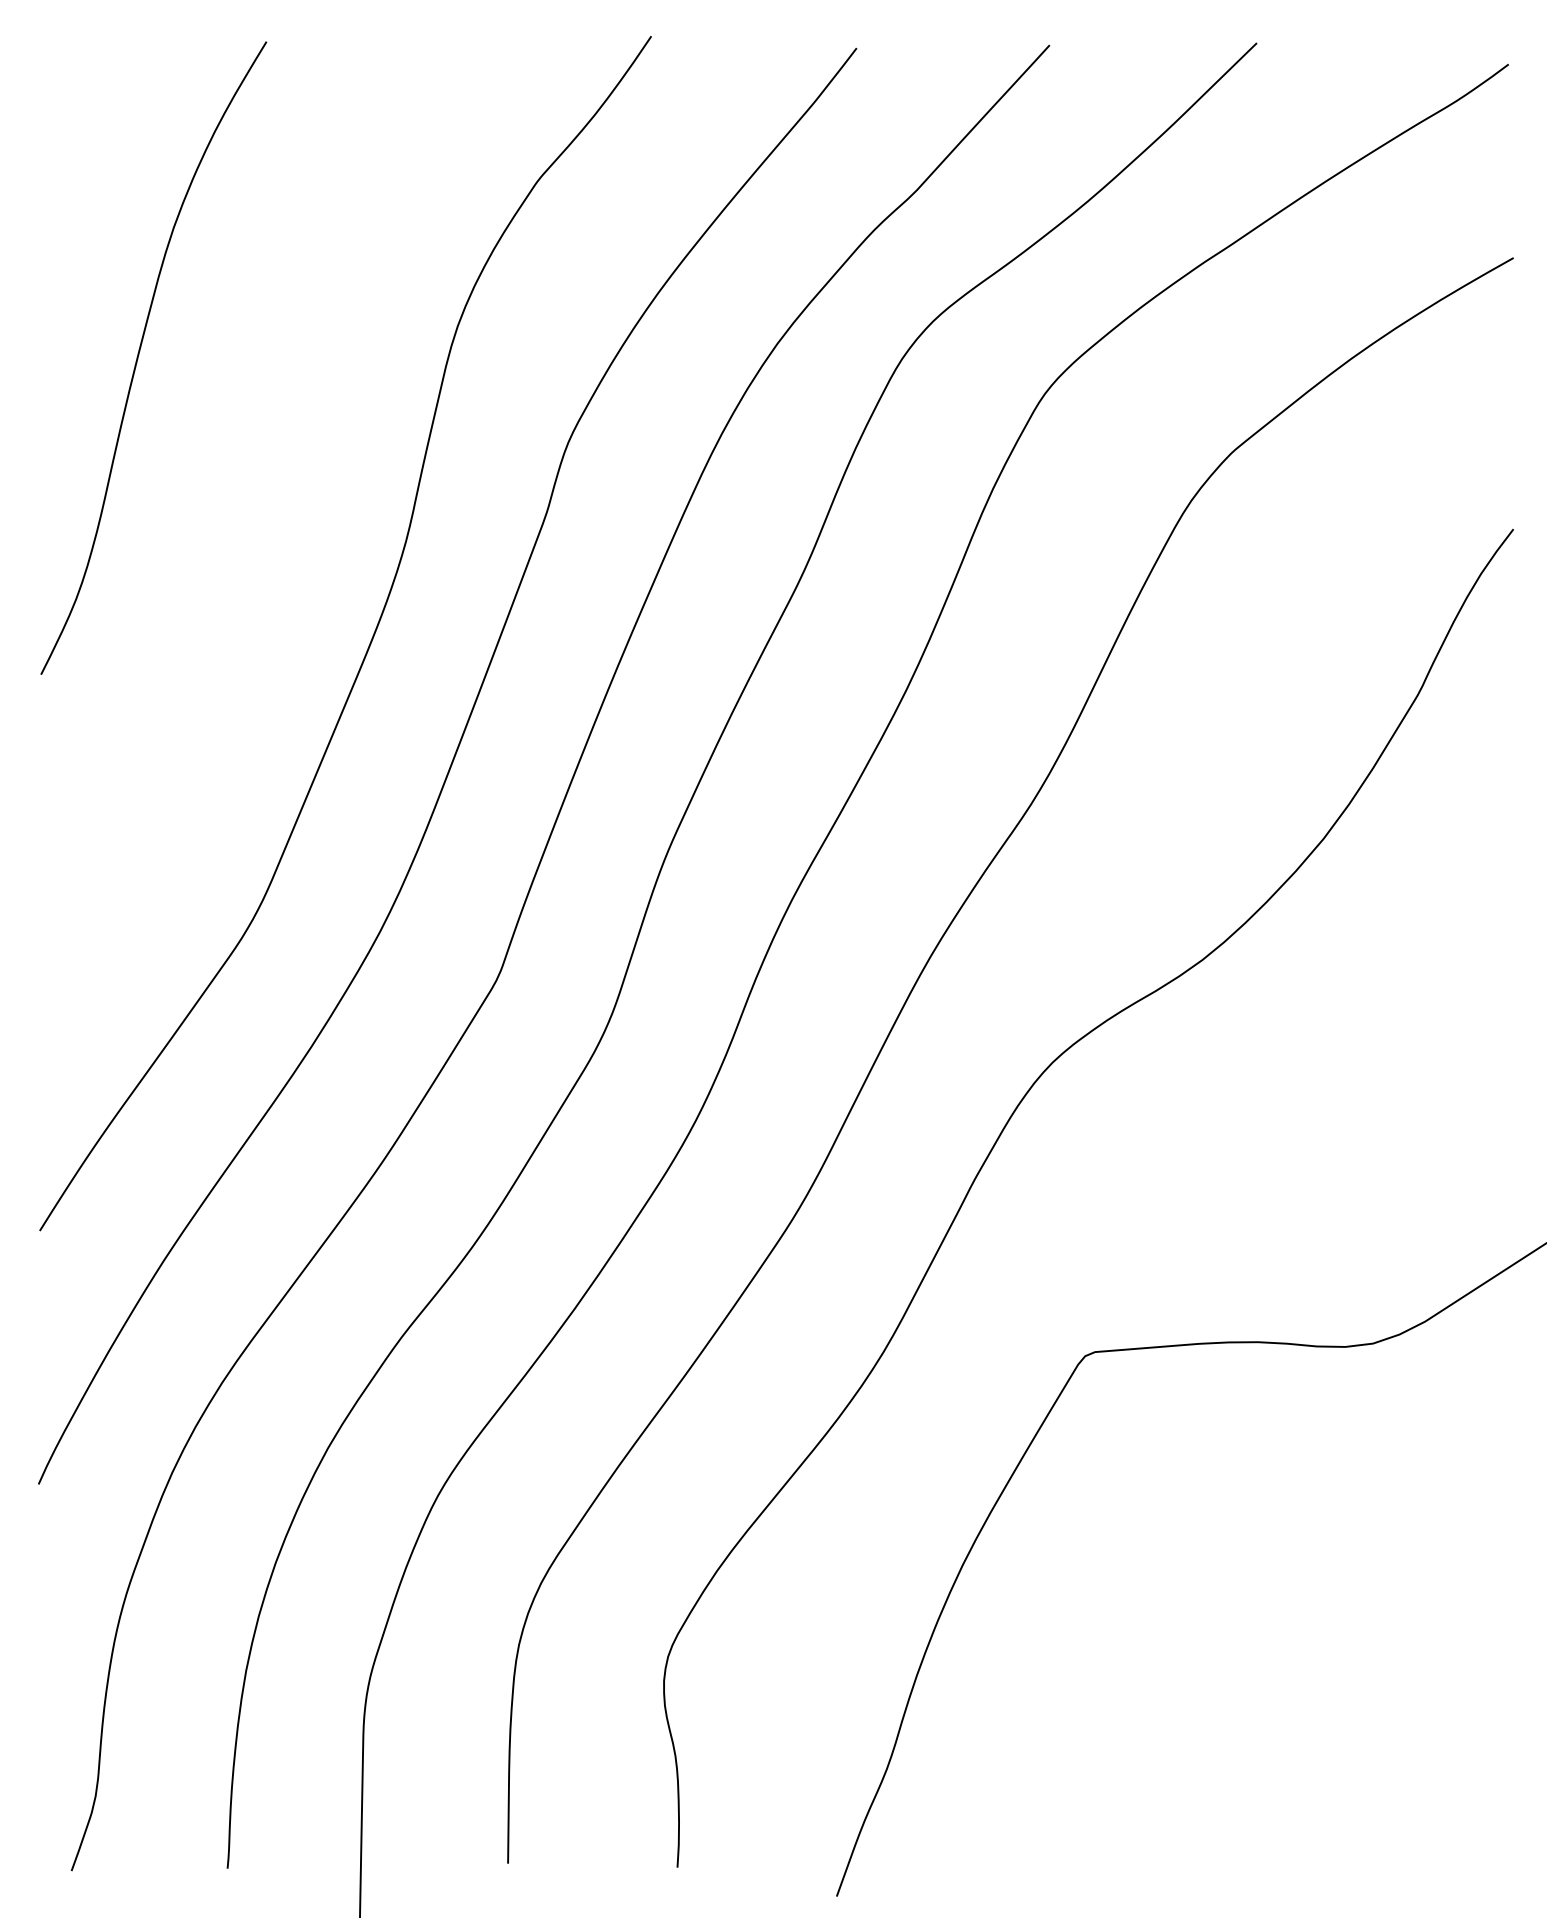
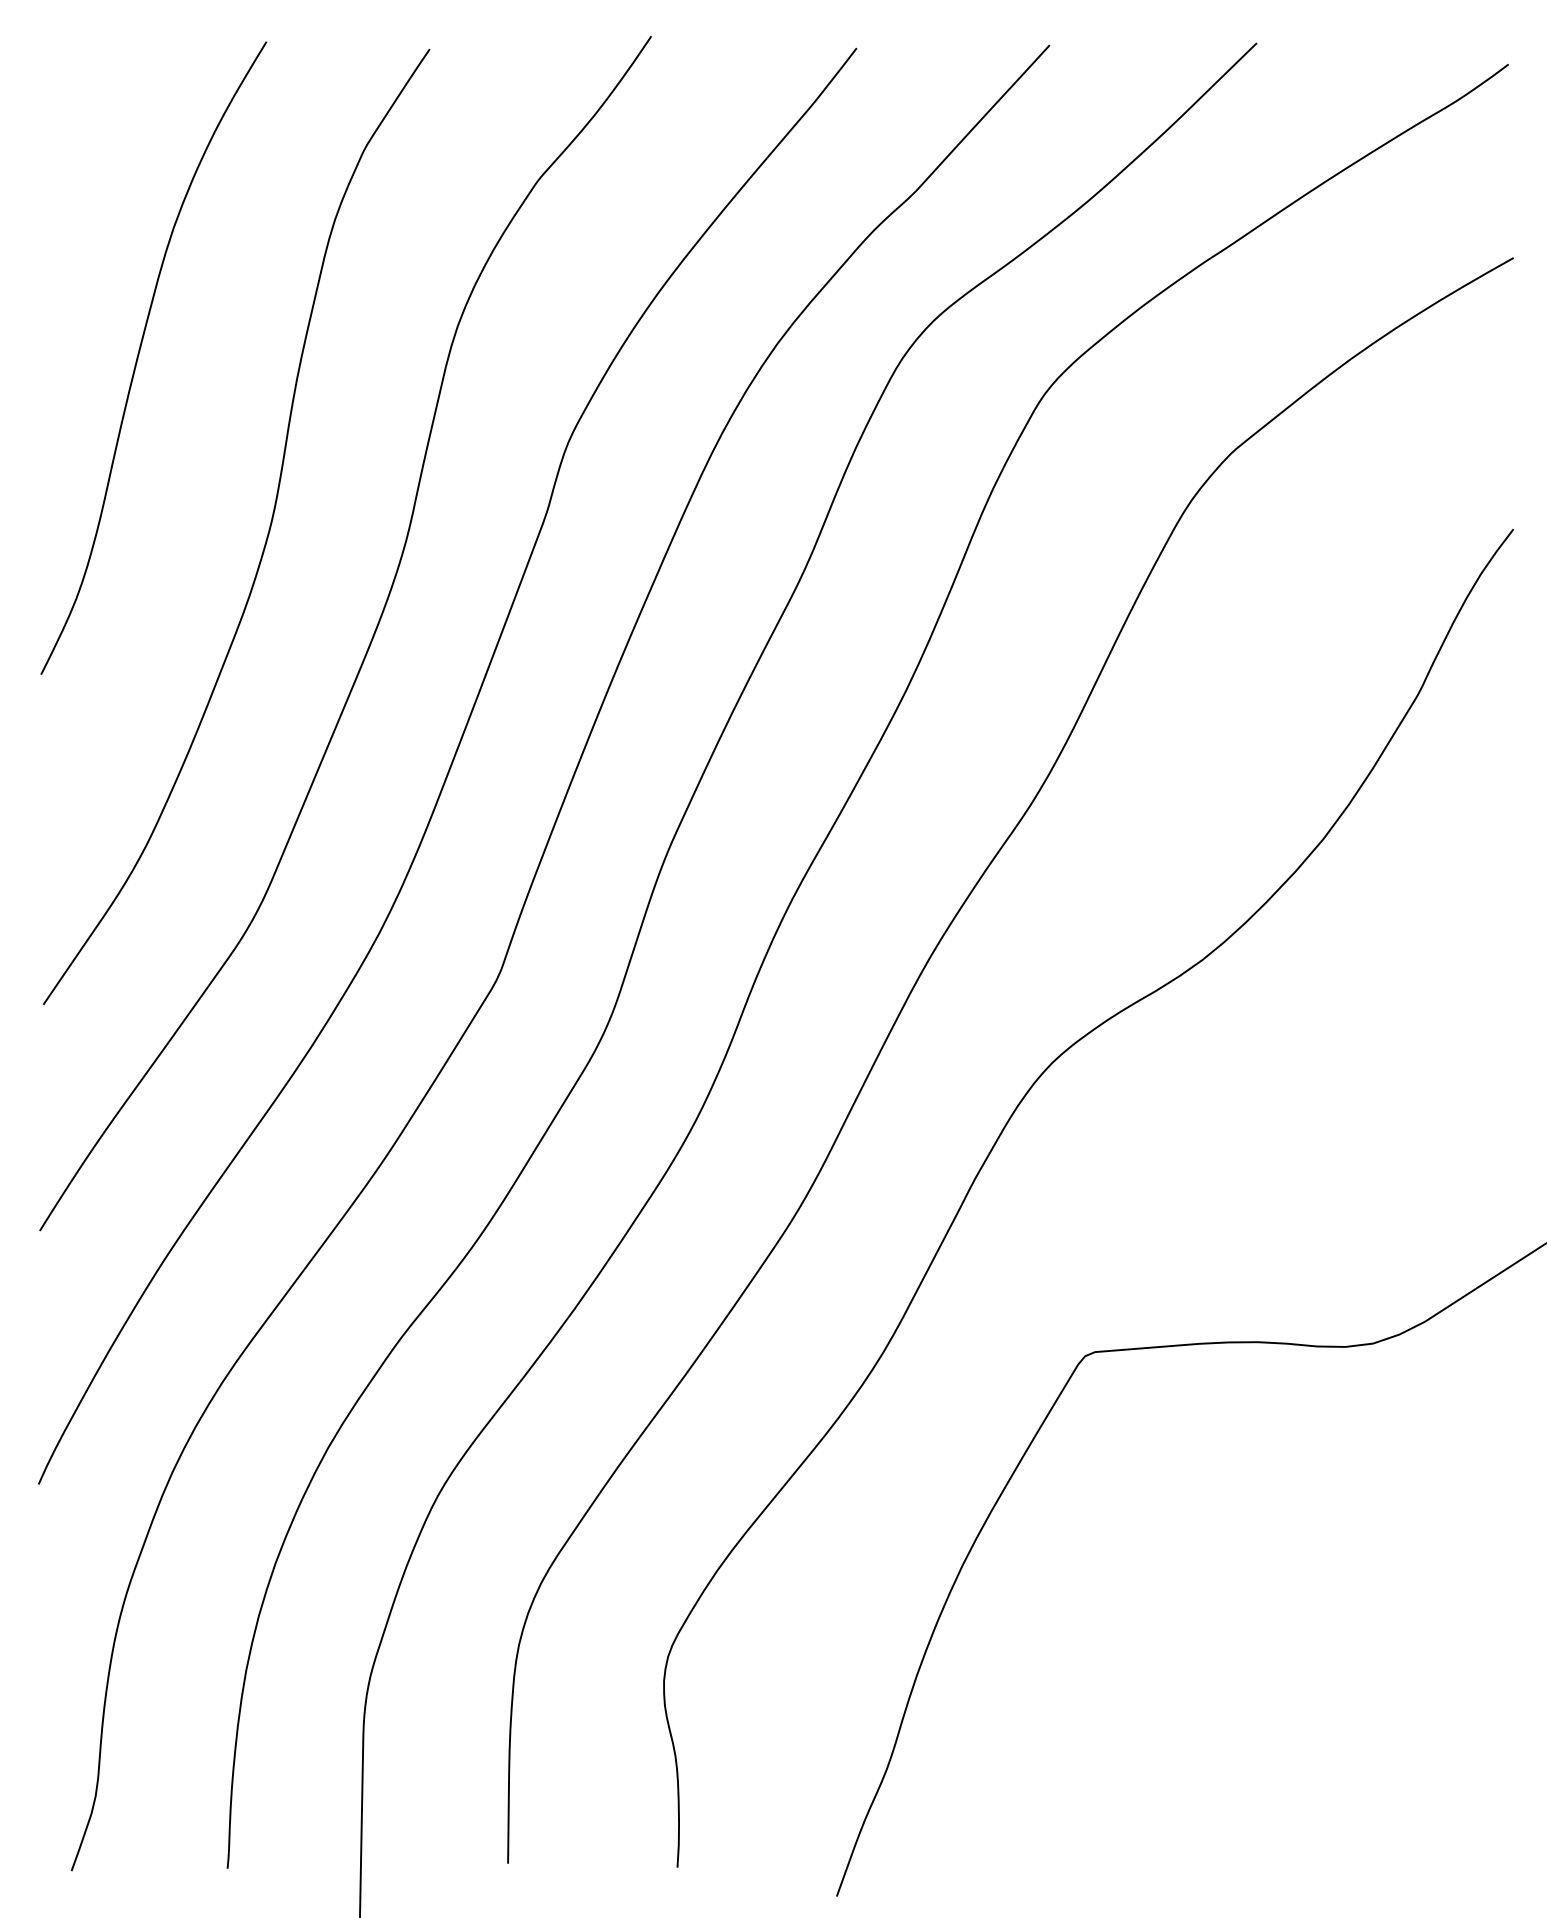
curve: none -> present (266, 536)
